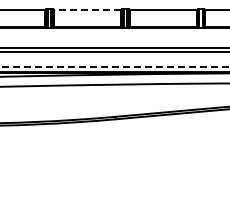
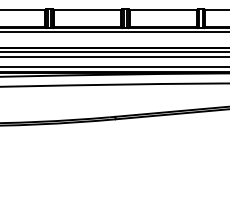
line: dashed -> solid (87, 10)
line: none -> present (114, 31)
line: none -> present (114, 57)
line: dashed -> solid (114, 67)
